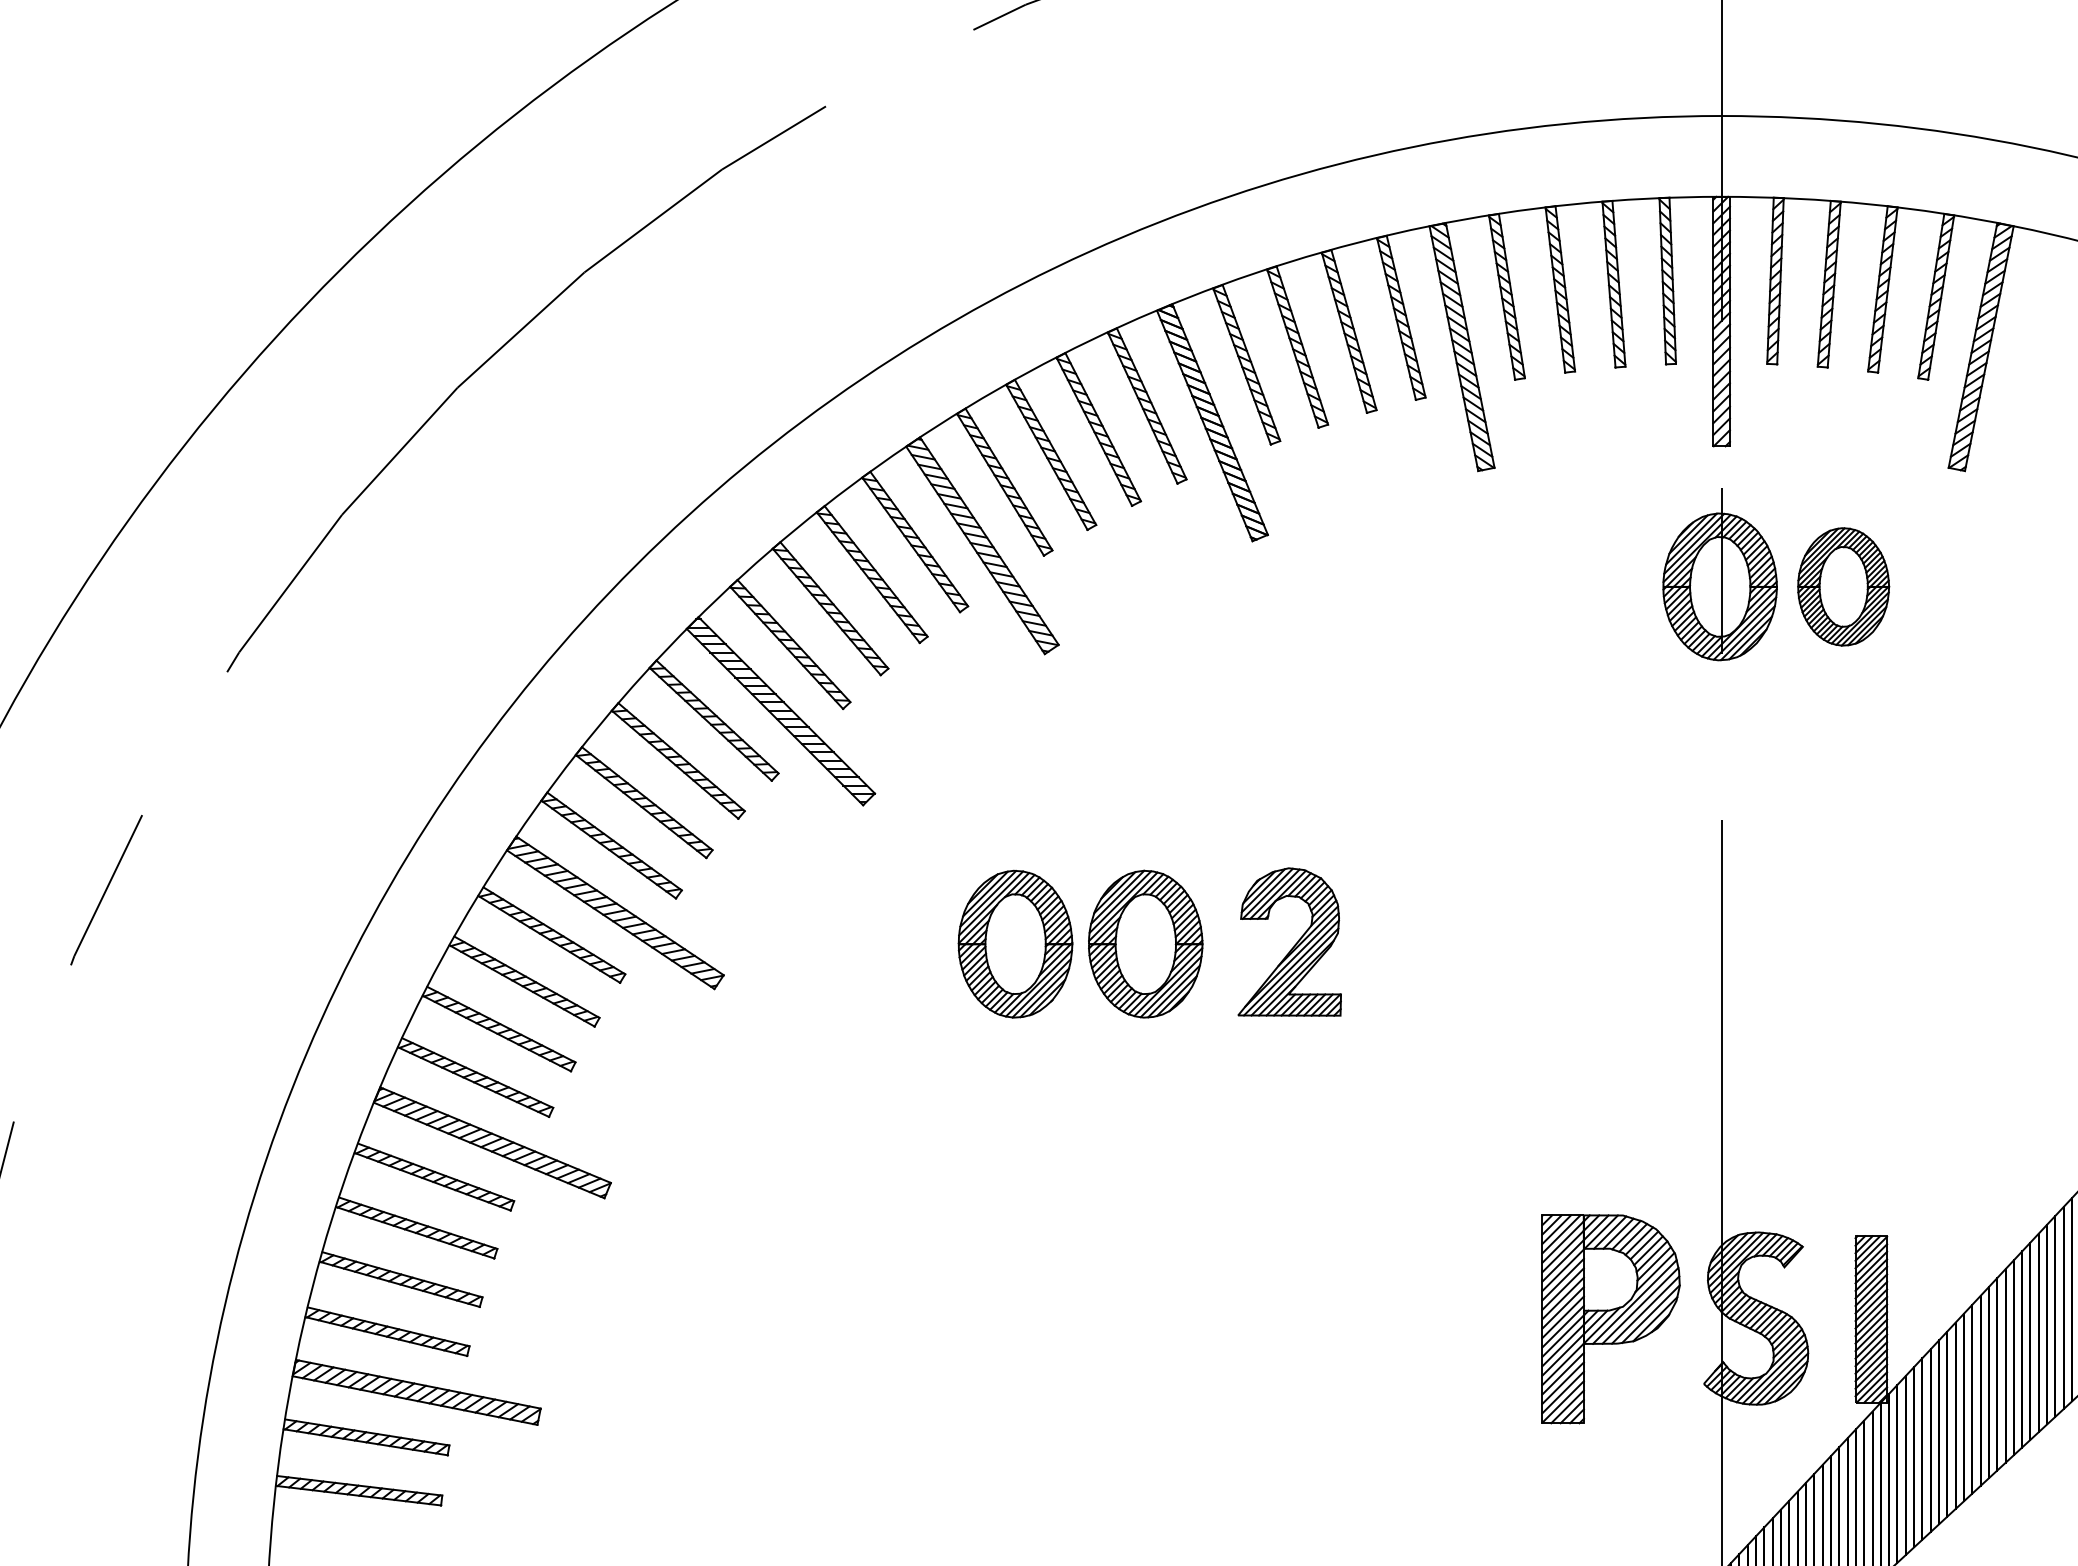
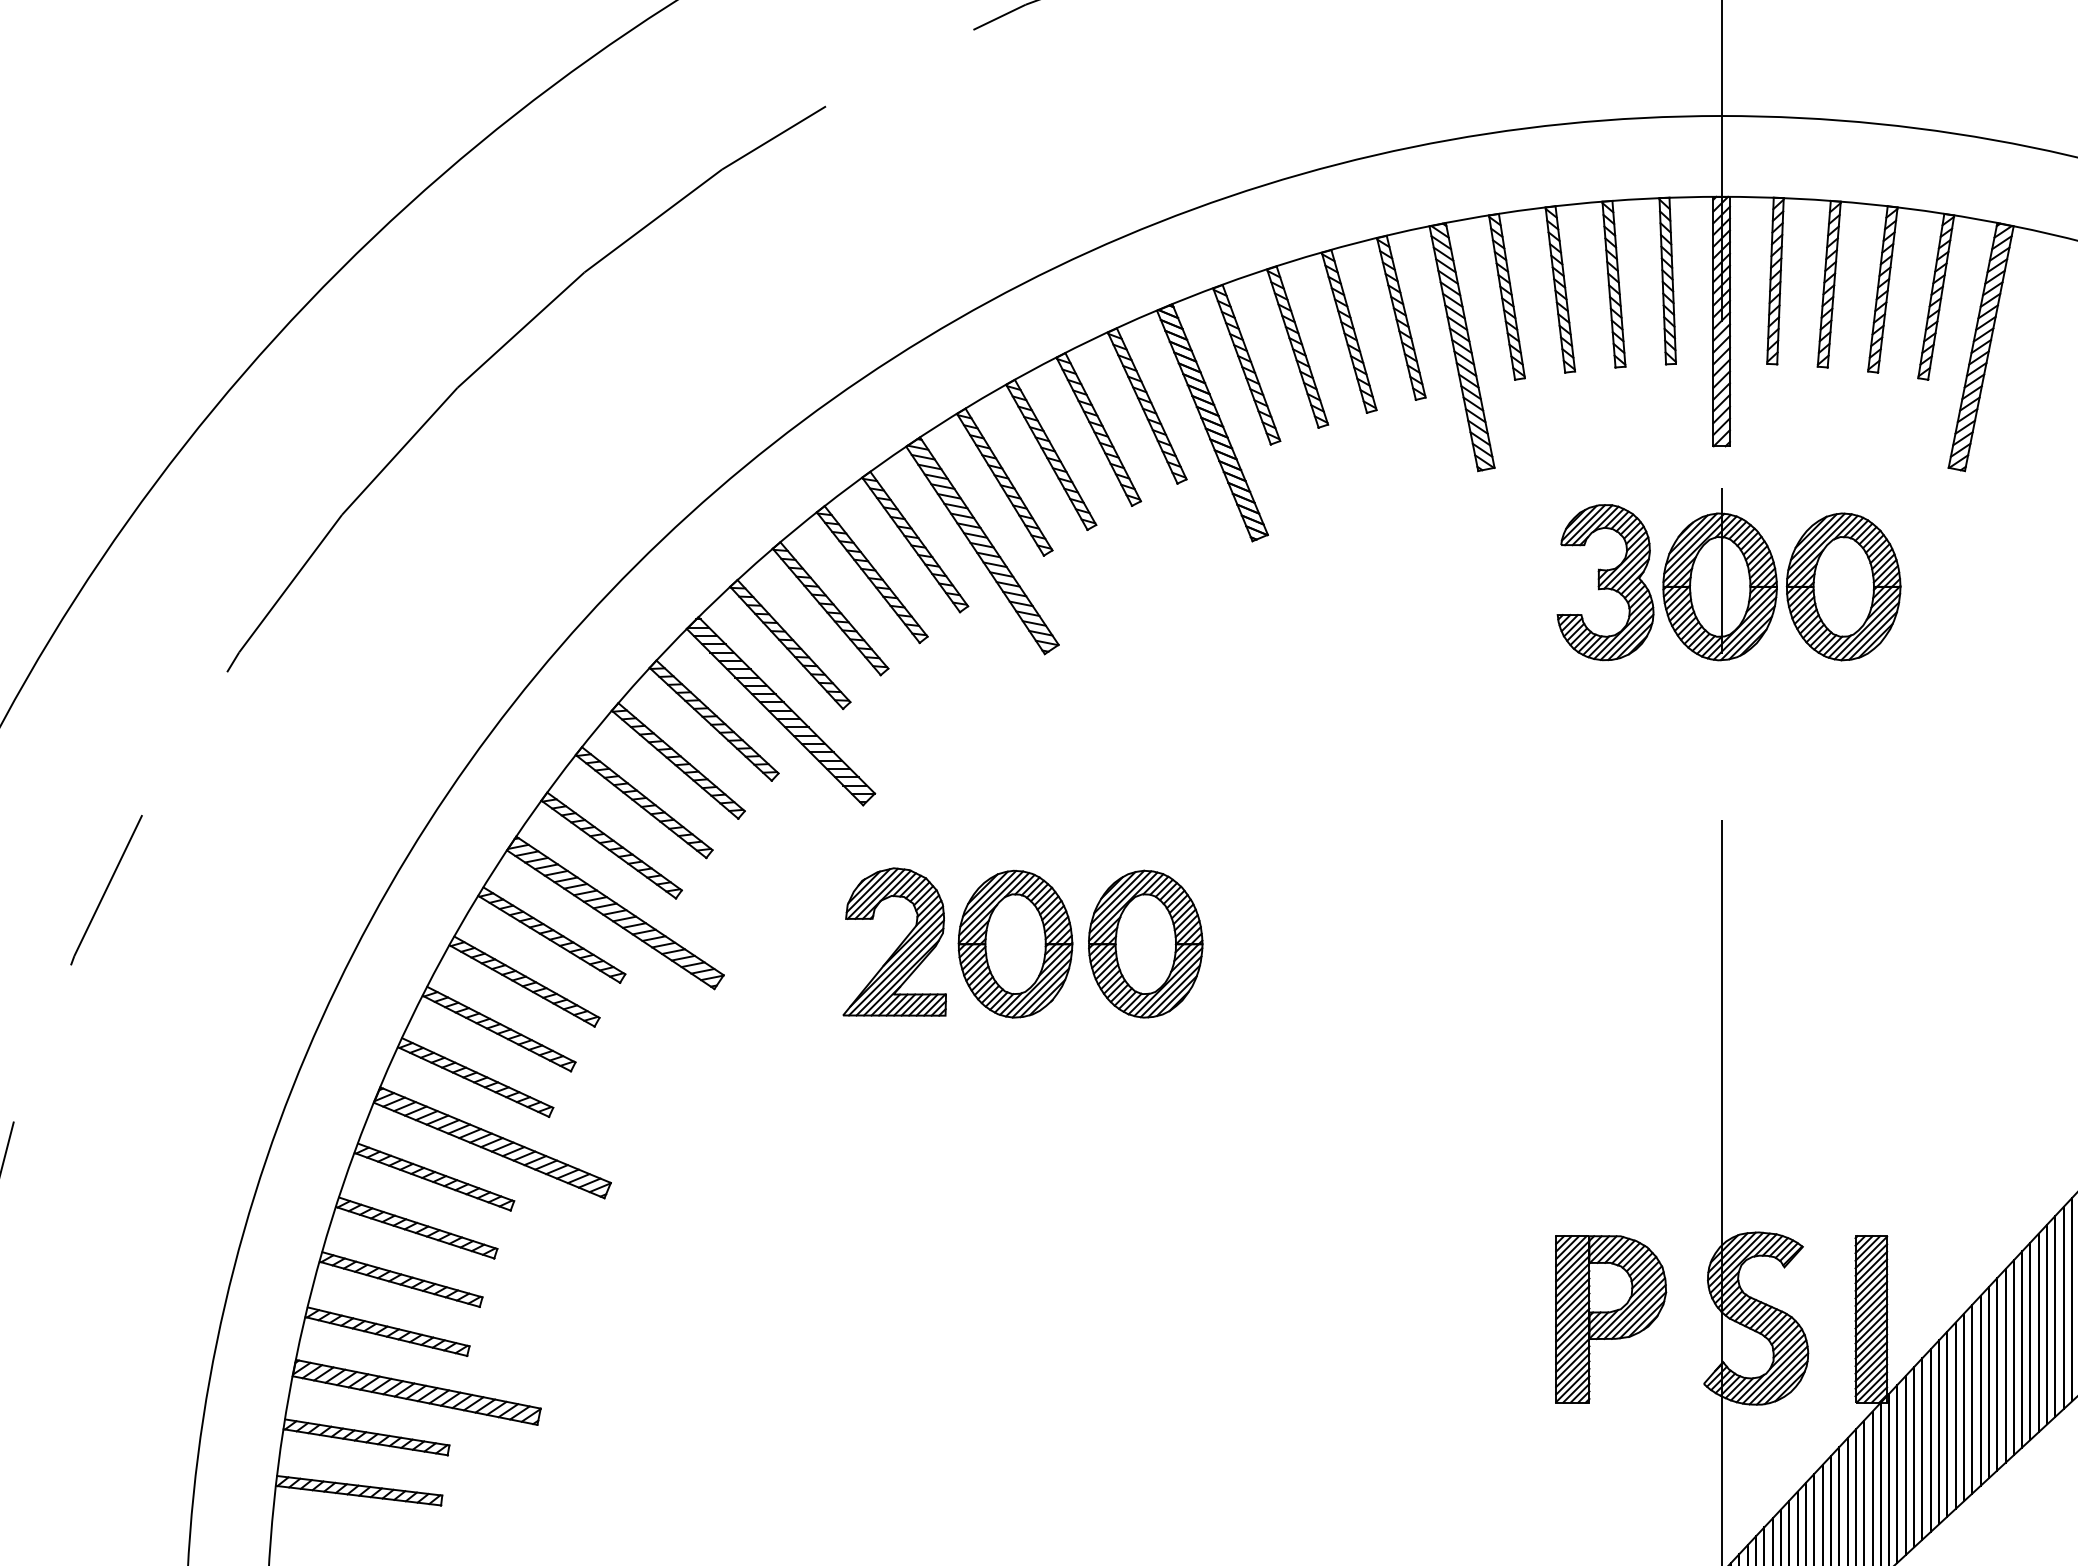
part: none -> present (1605, 582)
part size: 94x120 px -> 117x150 px (1843, 586)
part position: (1289, 941) -> (894, 941) (894, 941)
part size: 140x211 px -> 113x169 px (1611, 1319)
